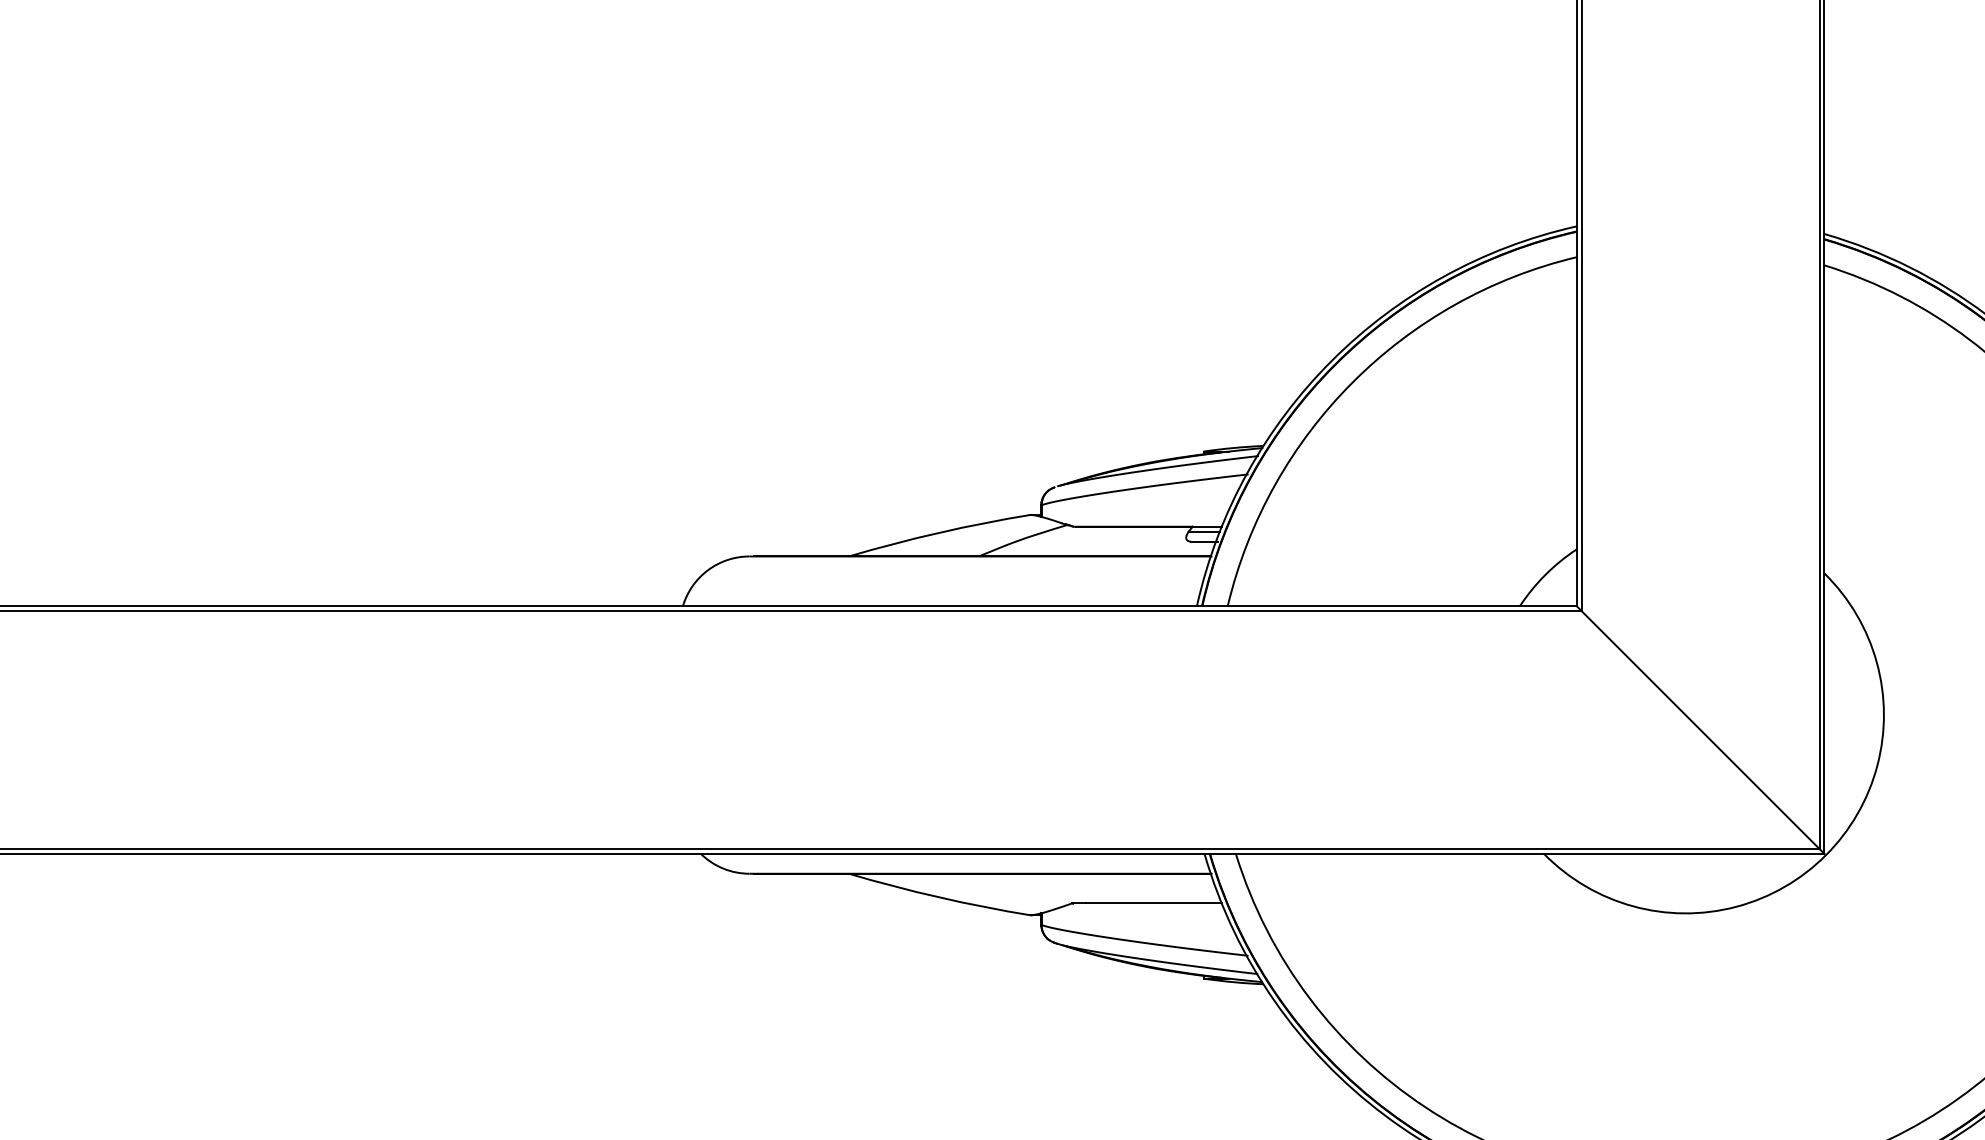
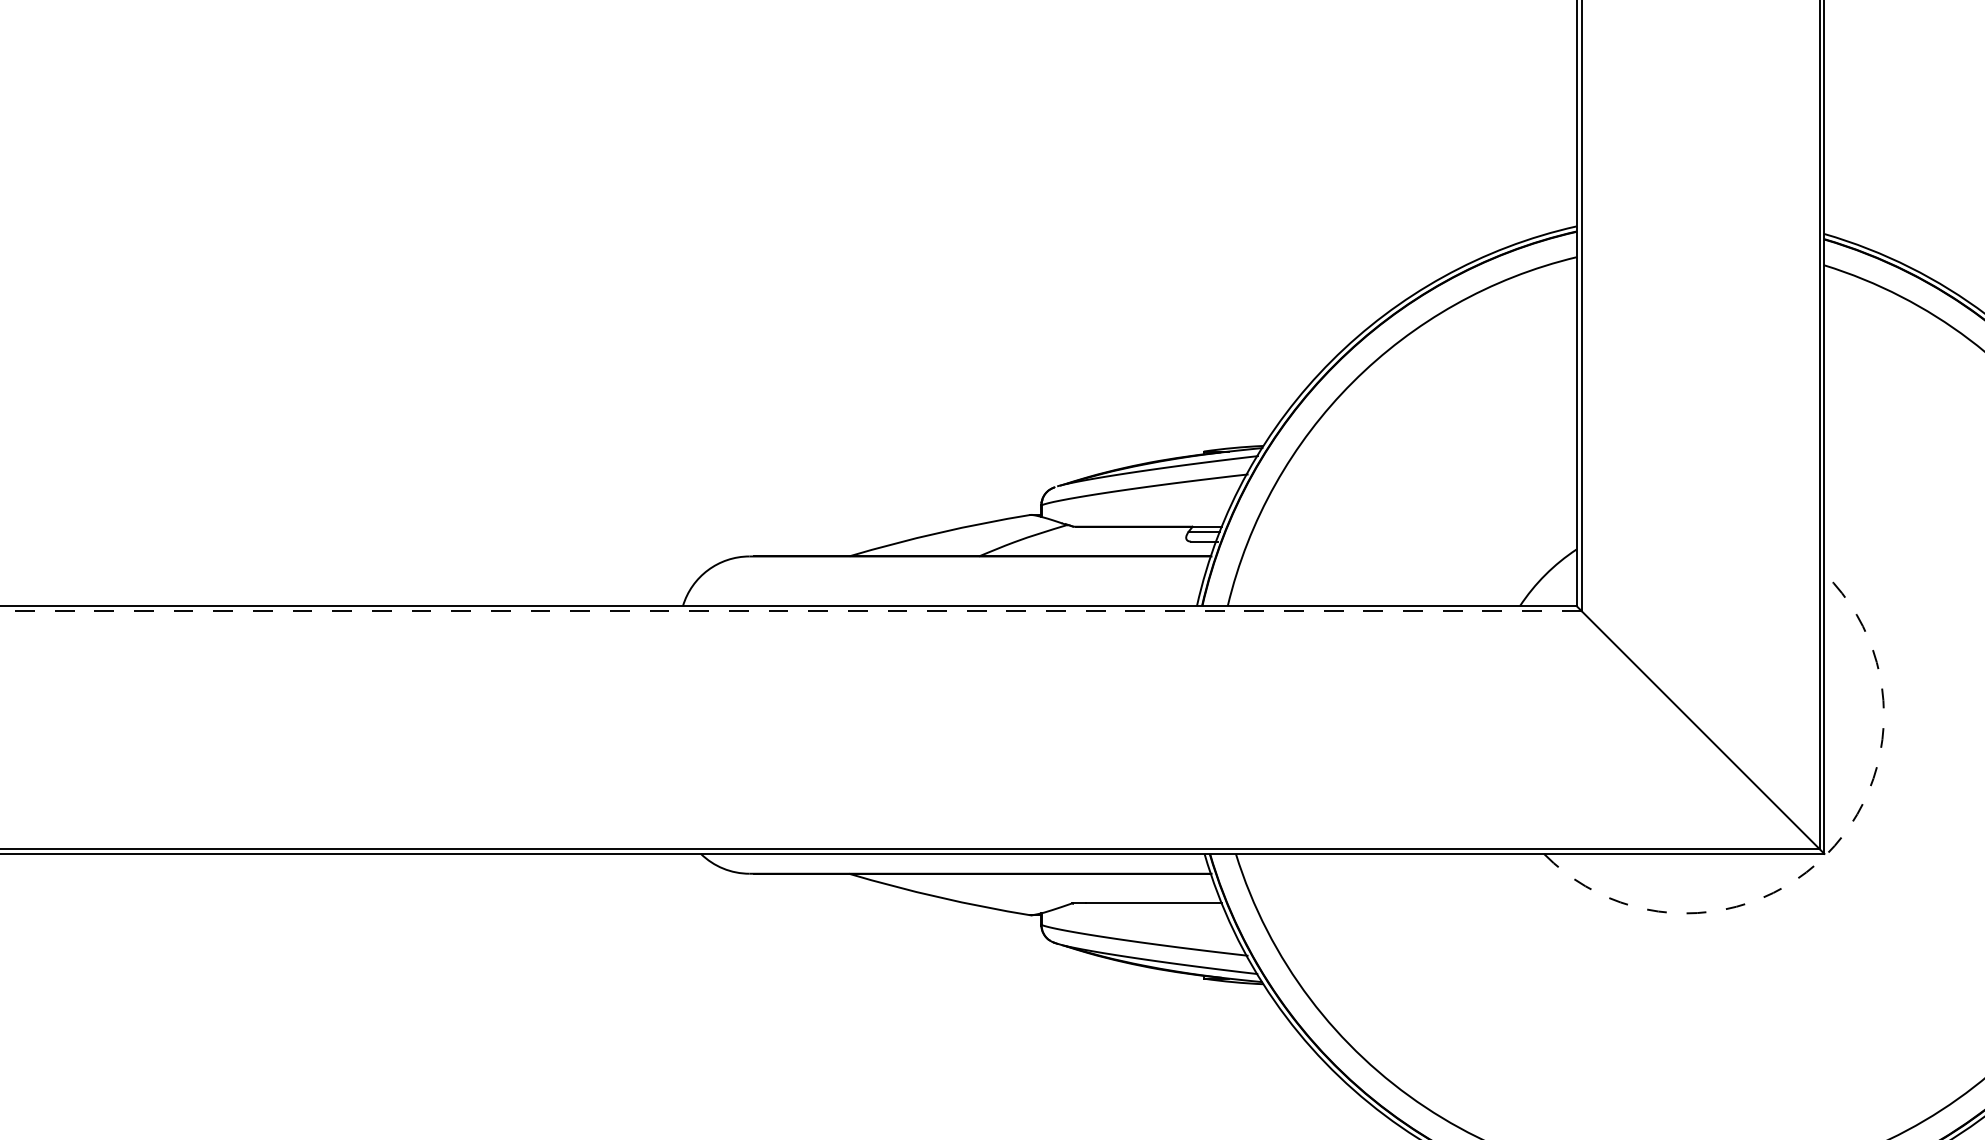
line: solid -> dashed (790, 611)
arc: solid -> dashed (1825, 855)
